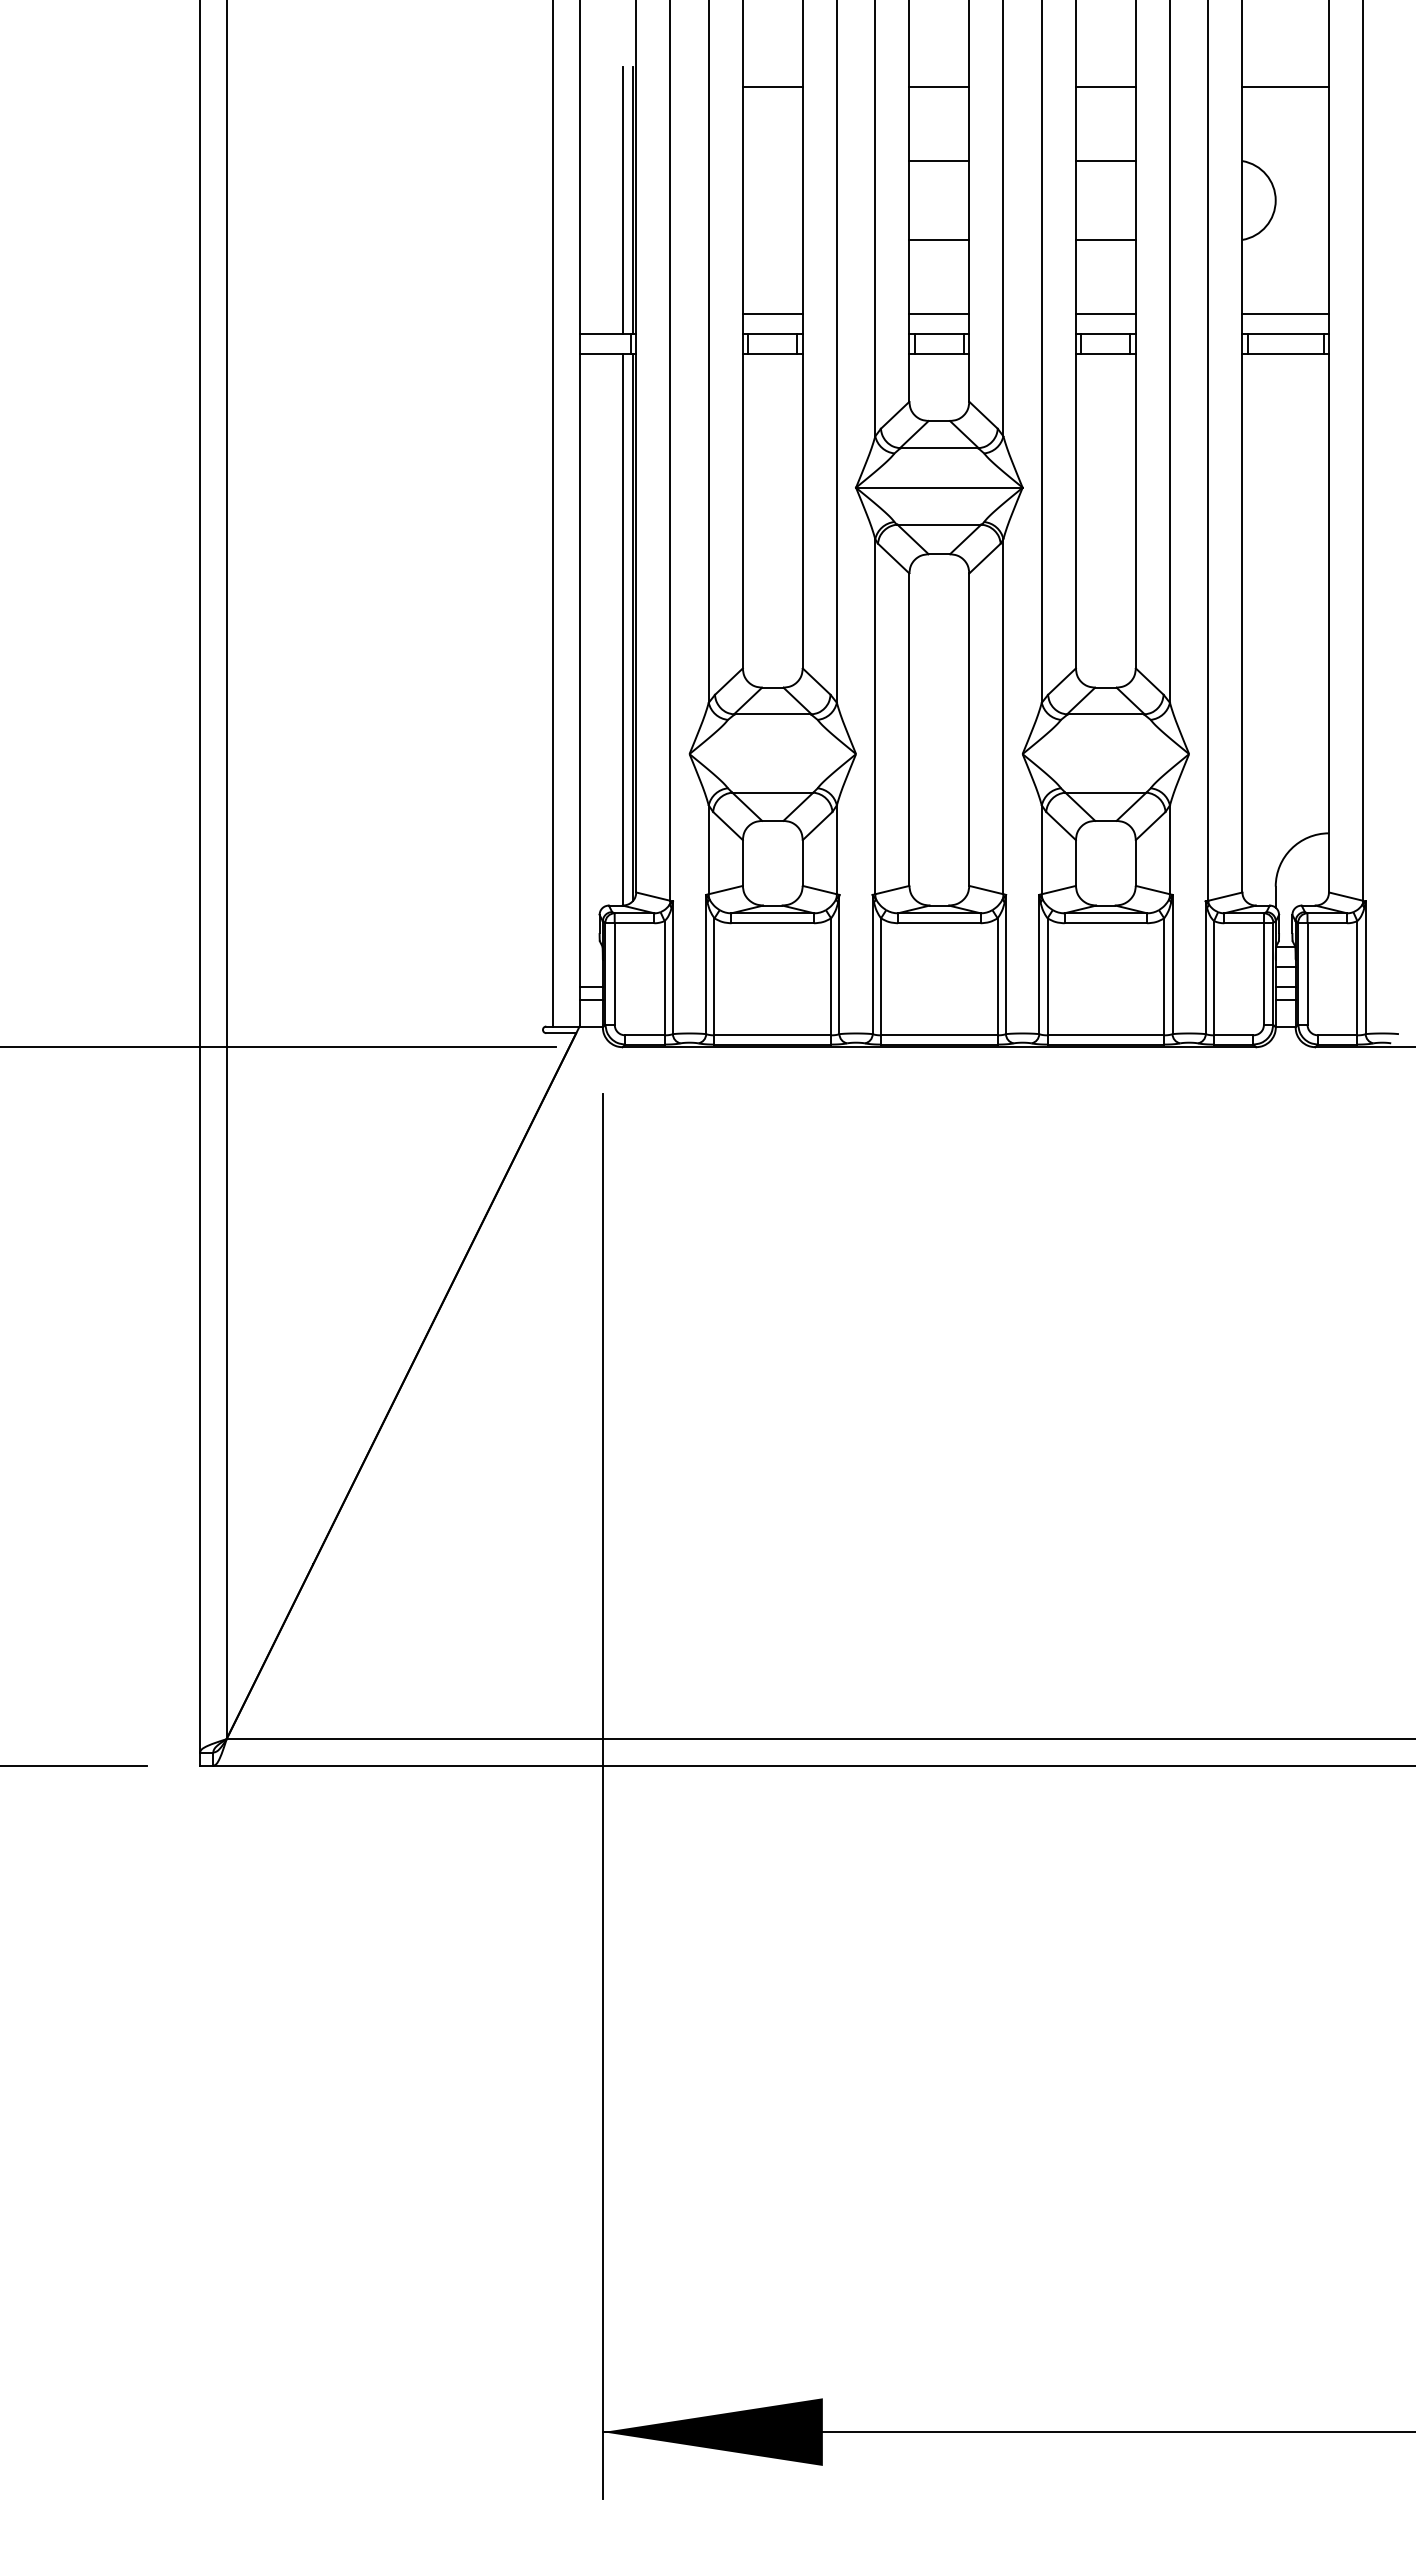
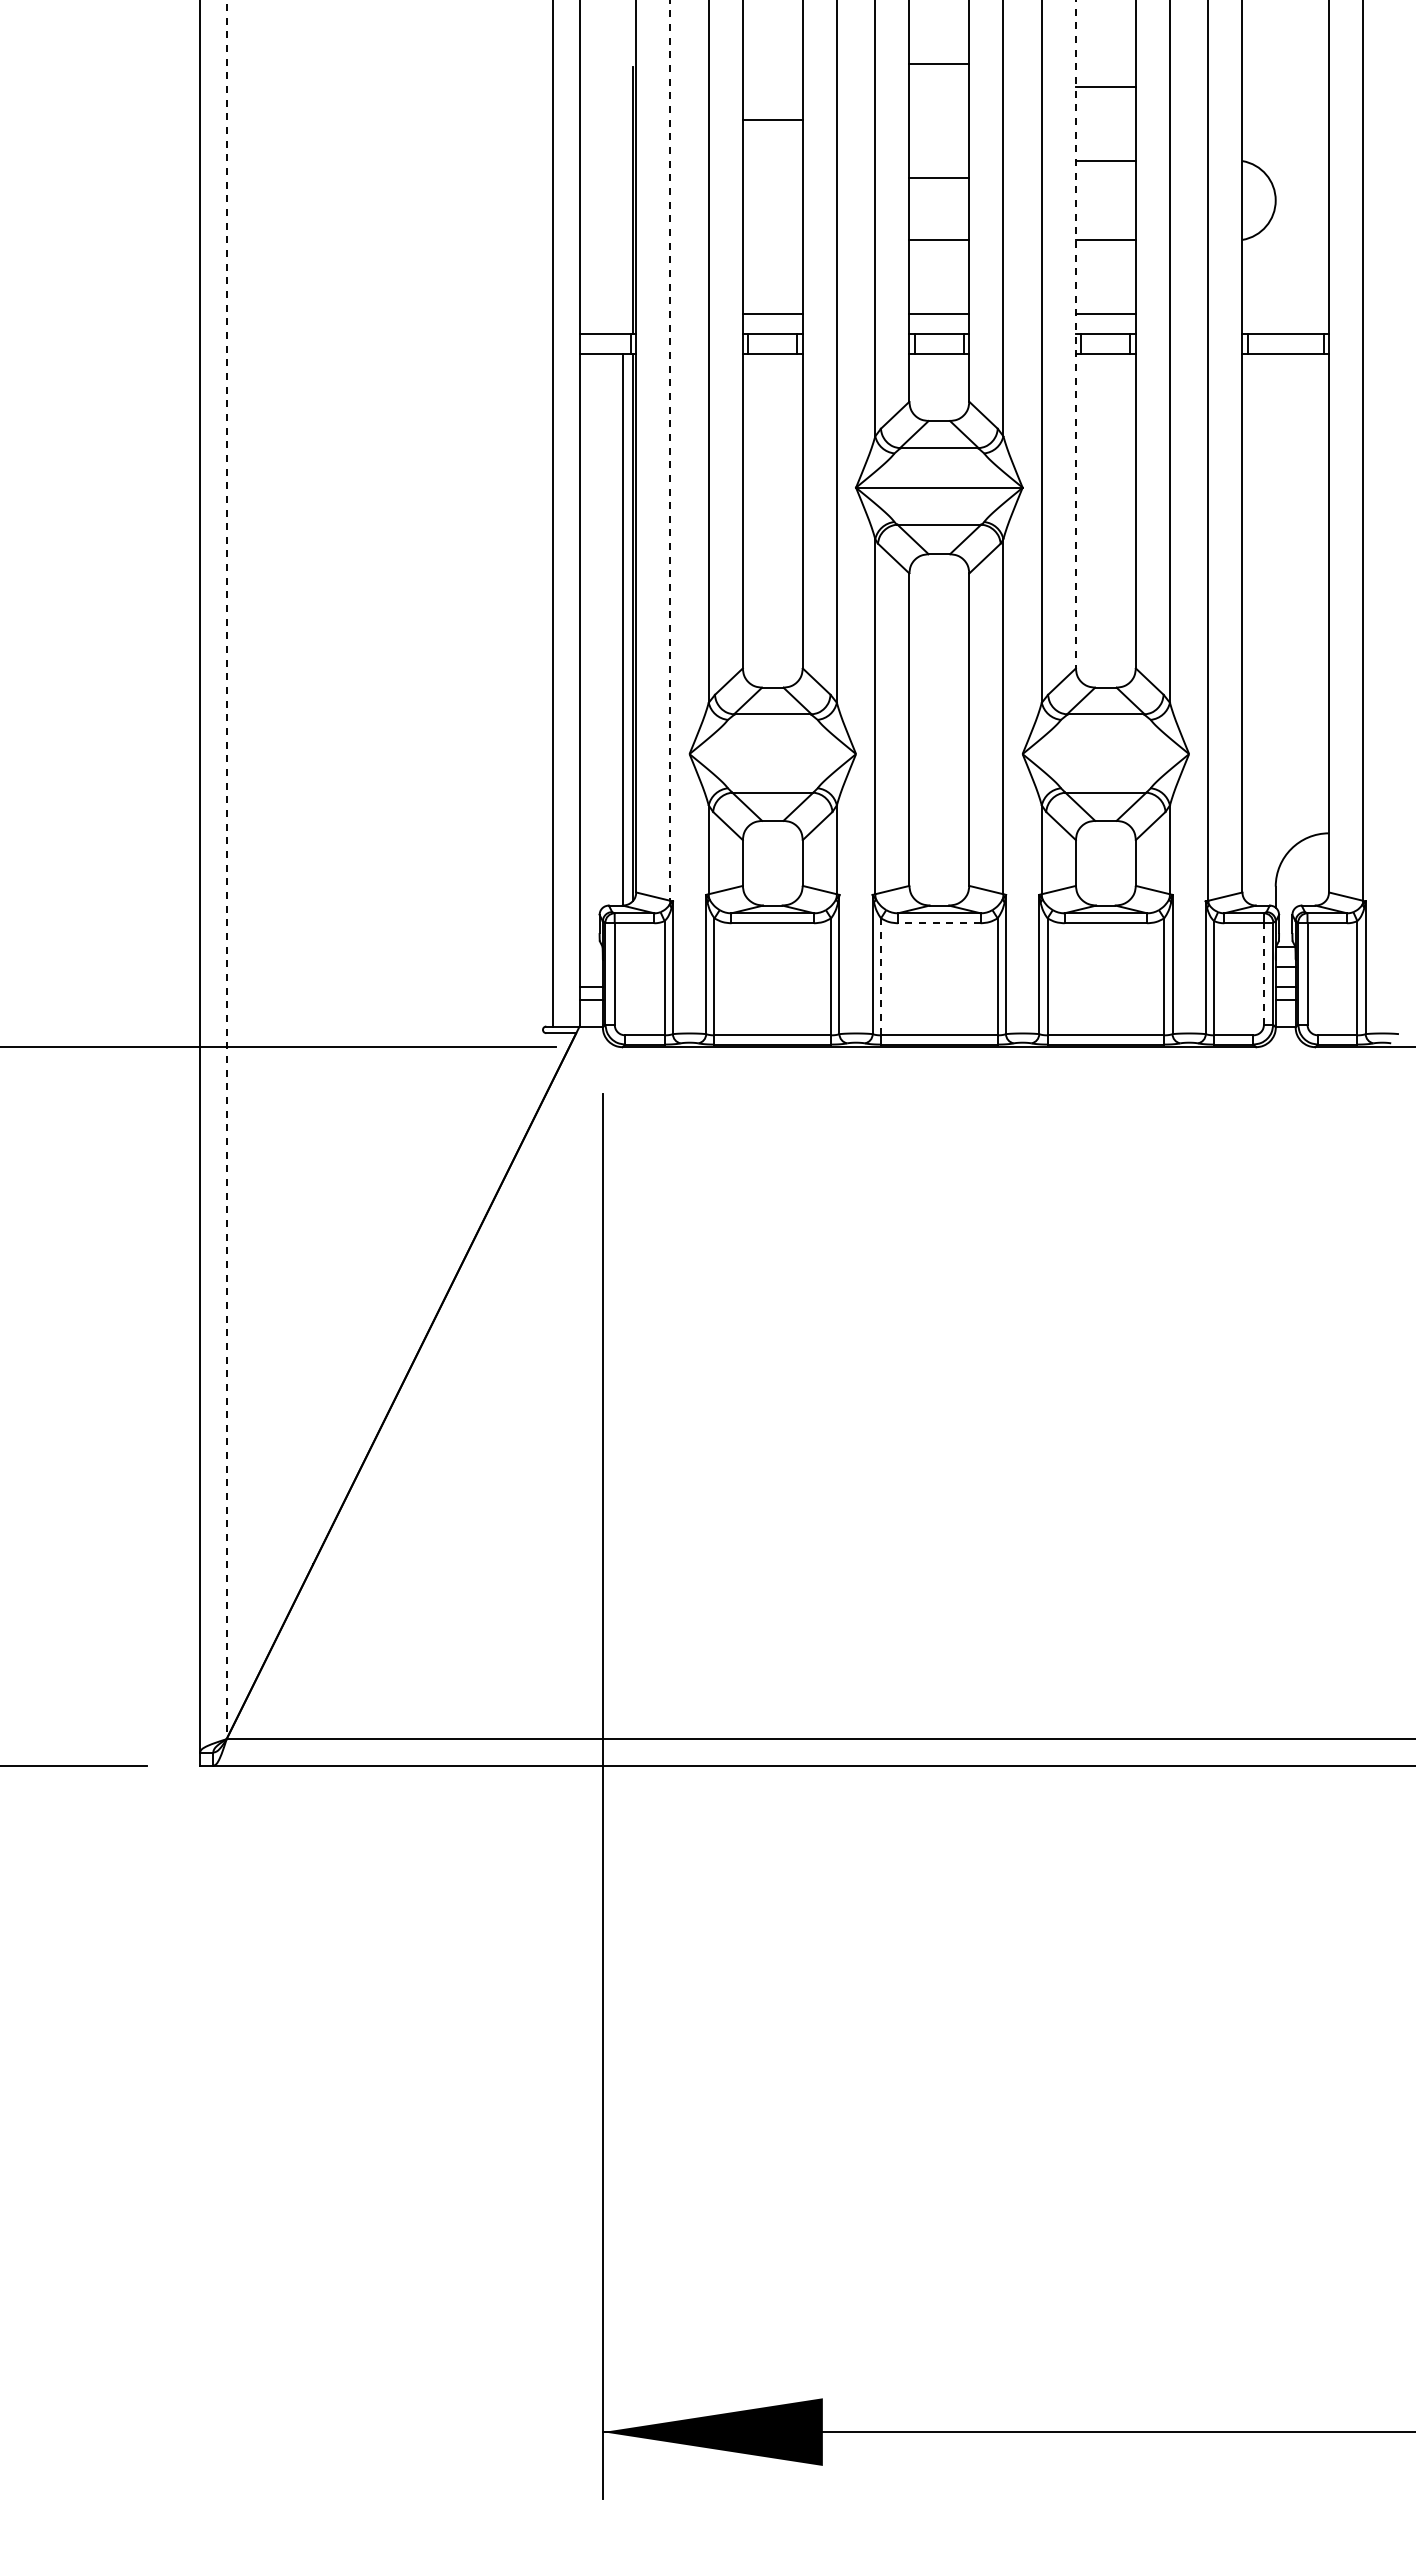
line position: (772, 87) -> (772, 120) (772, 120)
line position: (939, 87) -> (939, 64) (939, 64)
line: present -> none (1285, 87)
line position: (939, 160) -> (939, 177) (939, 177)
line: present -> none (622, 200)
line: present -> none (1285, 313)
line: solid -> dashed (1075, 334)
line: solid -> dashed (670, 450)
line: solid -> dashed (226, 870)
line: solid -> dashed (938, 923)
line: solid -> dashed (1263, 974)
line: solid -> dashed (881, 977)
